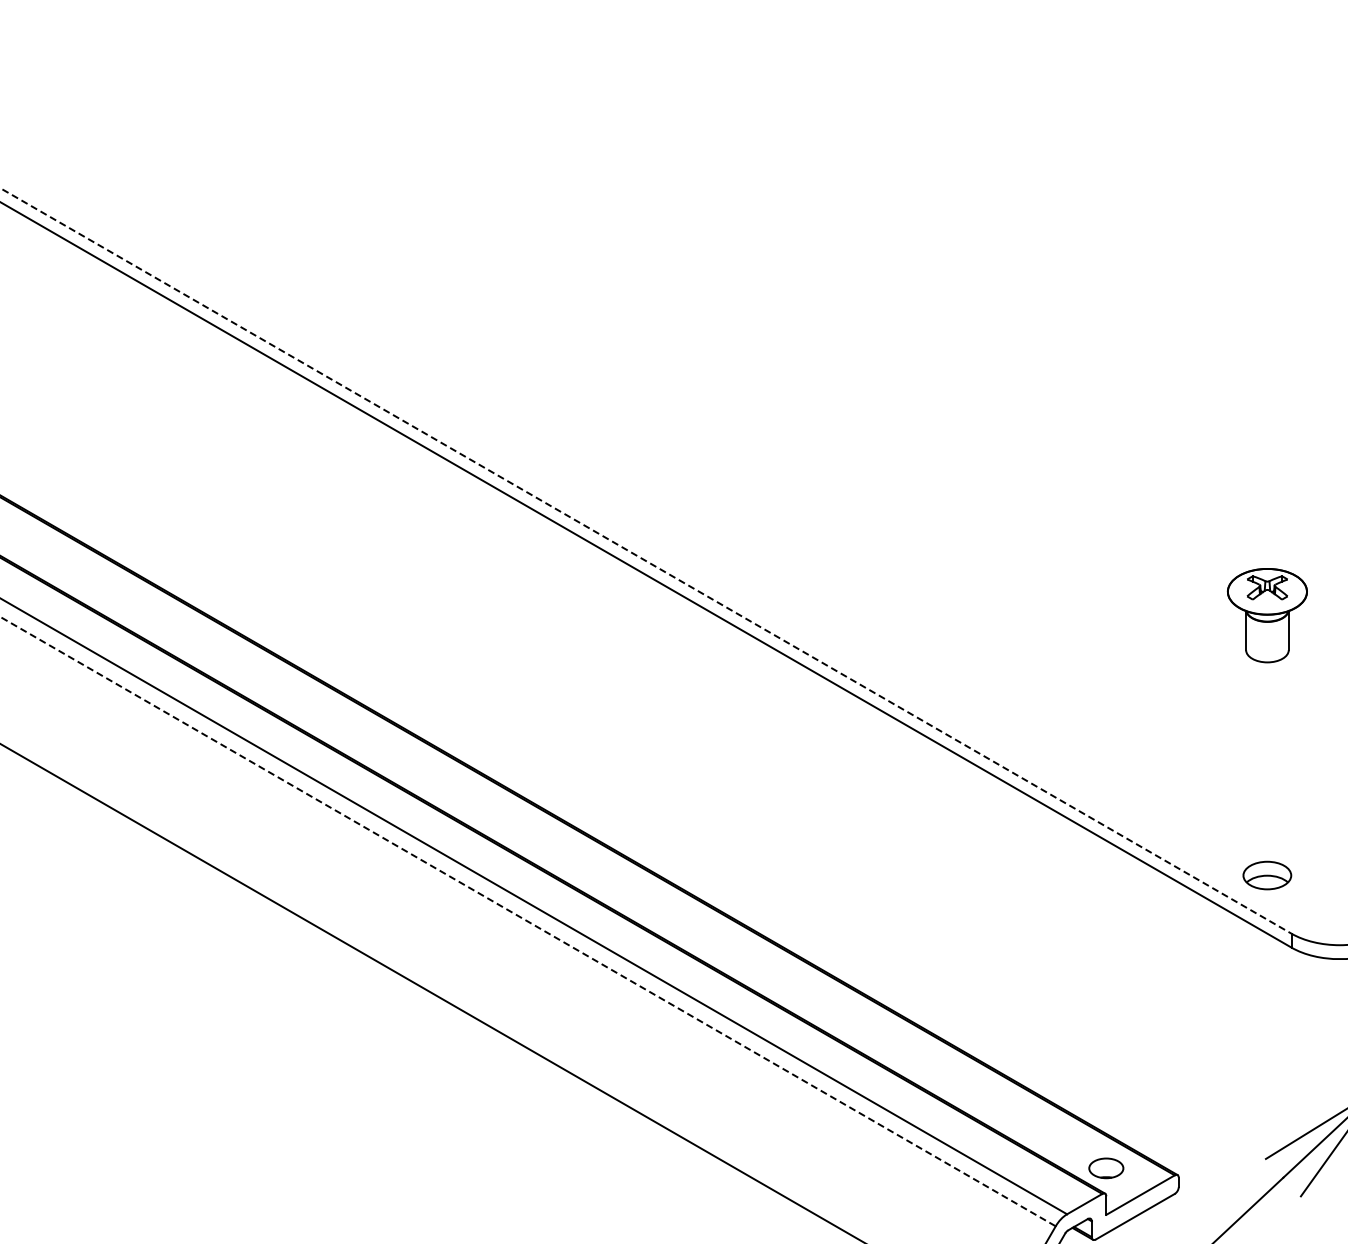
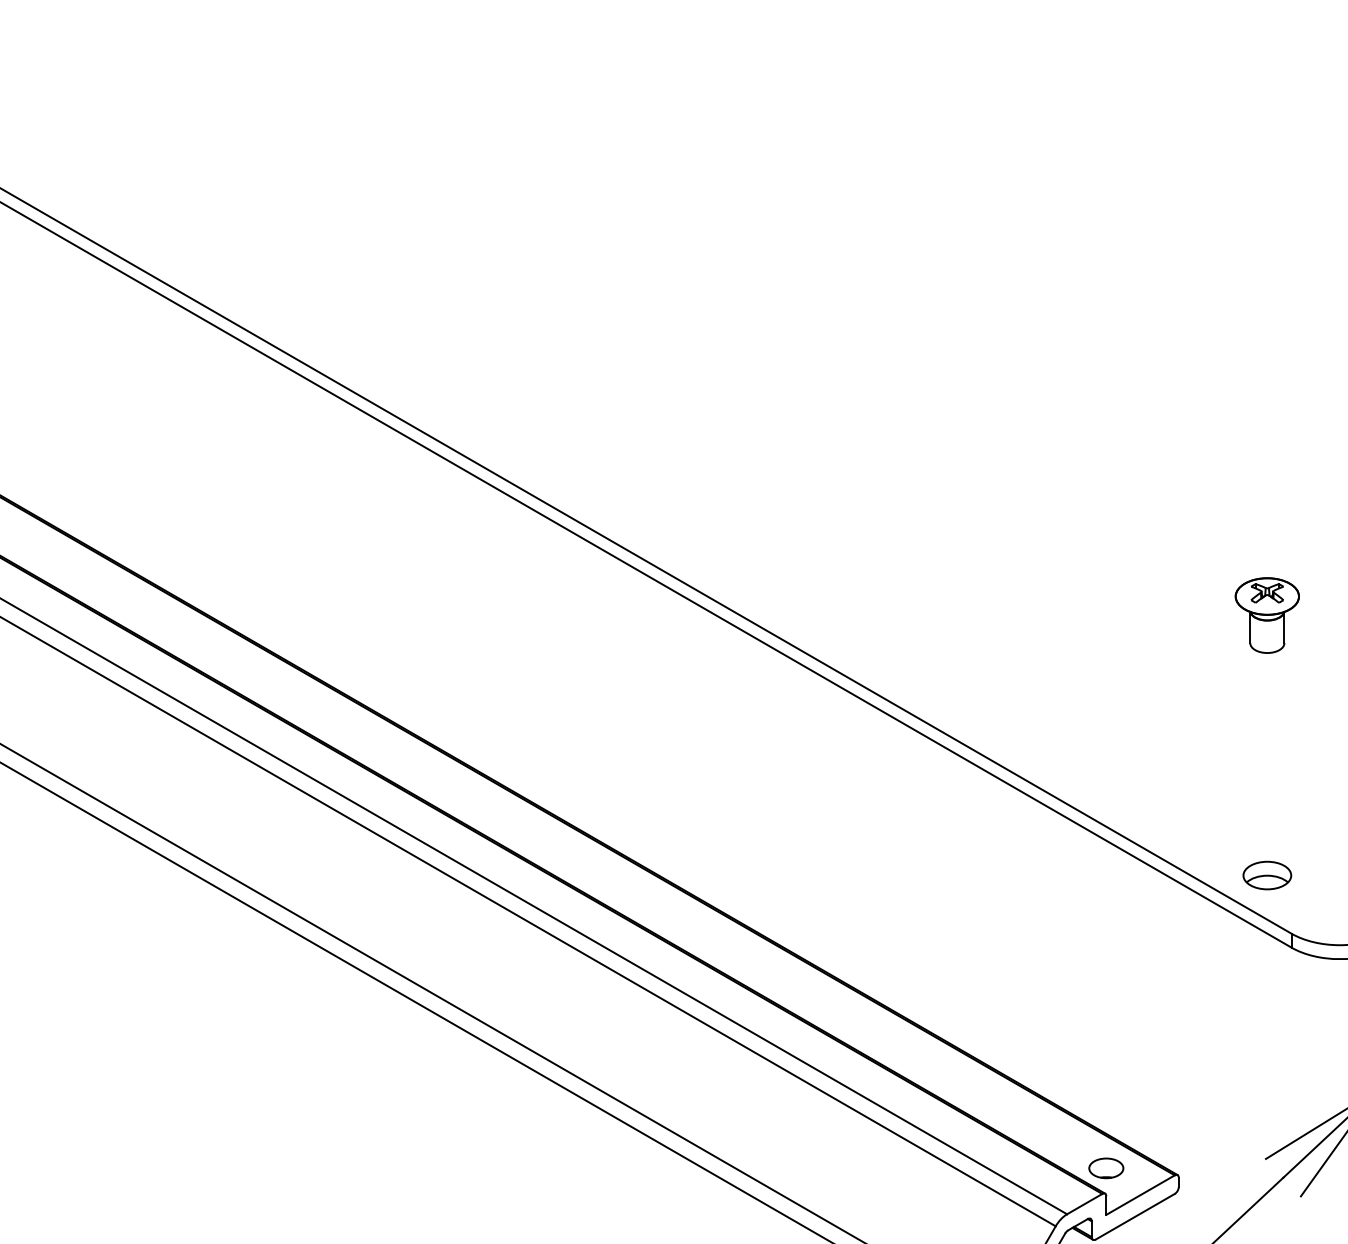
line: dashed -> solid (646, 561)
part size: 81x96 px -> 66x77 px (1266, 615)
line: dashed -> solid (528, 921)
line: none -> present (415, 1001)
